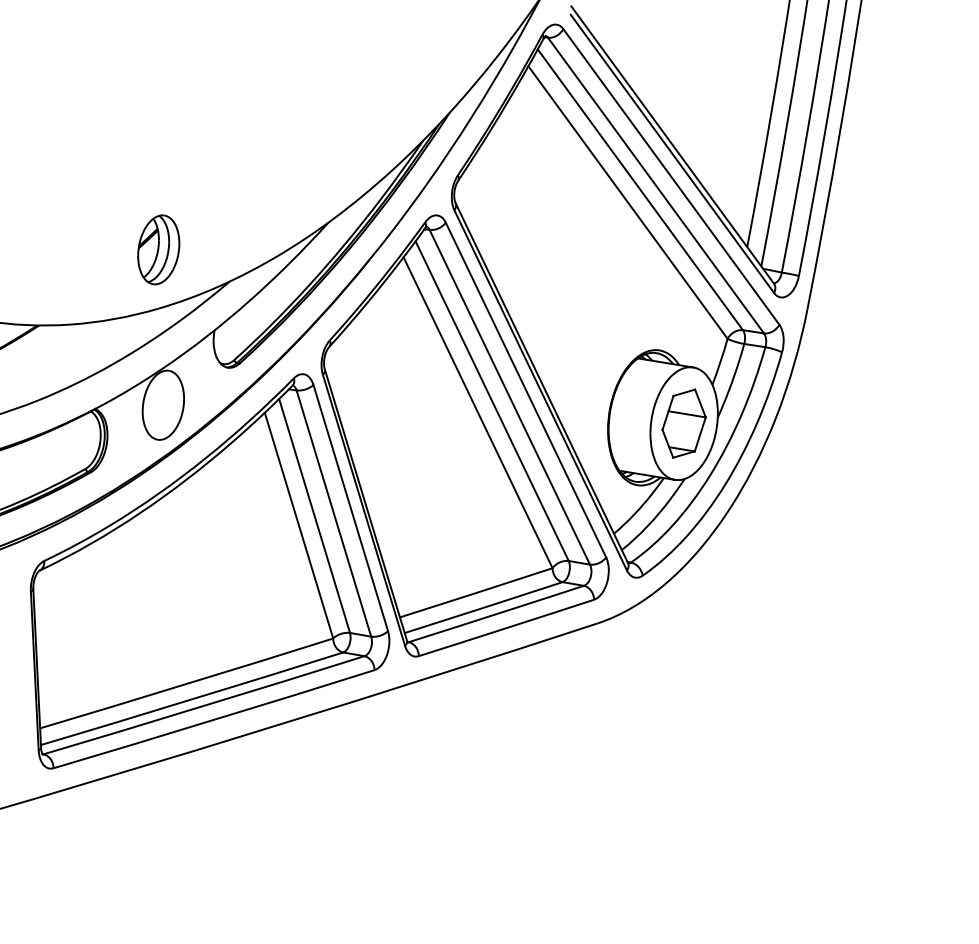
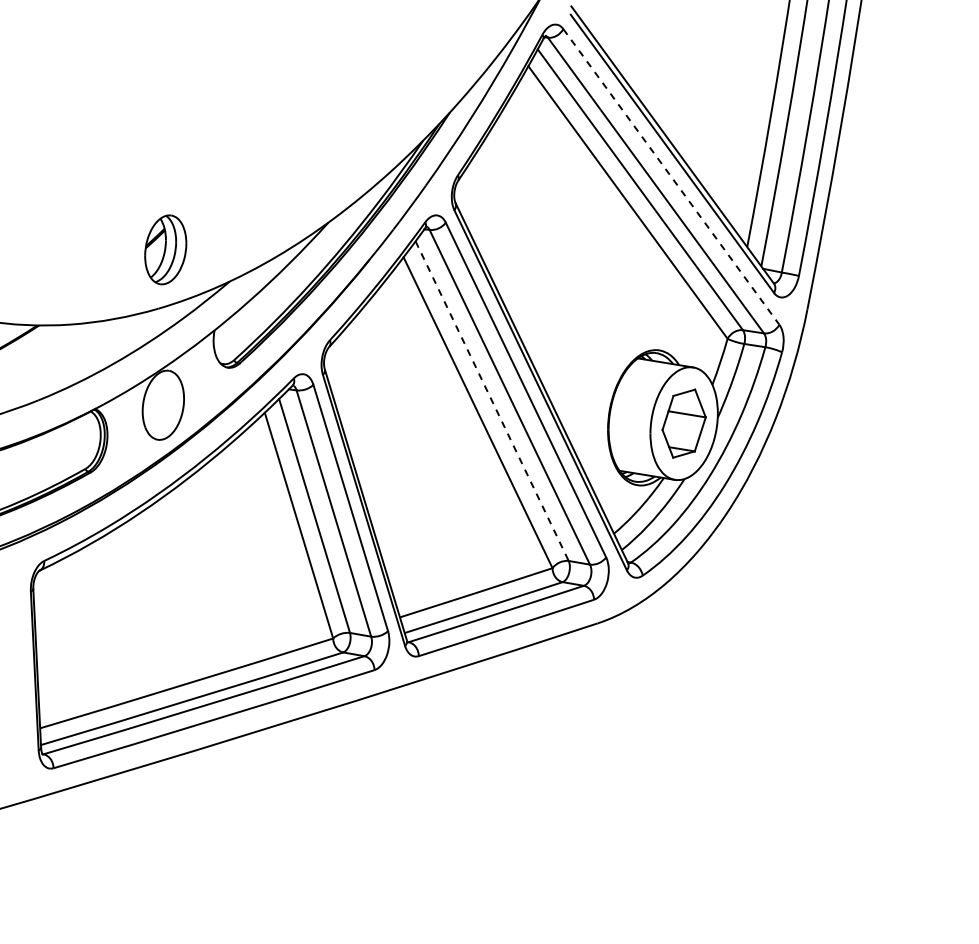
line: solid -> dashed (671, 177)
part position: (158, 249) -> (165, 249) (165, 249)
line: solid -> dashed (492, 401)
